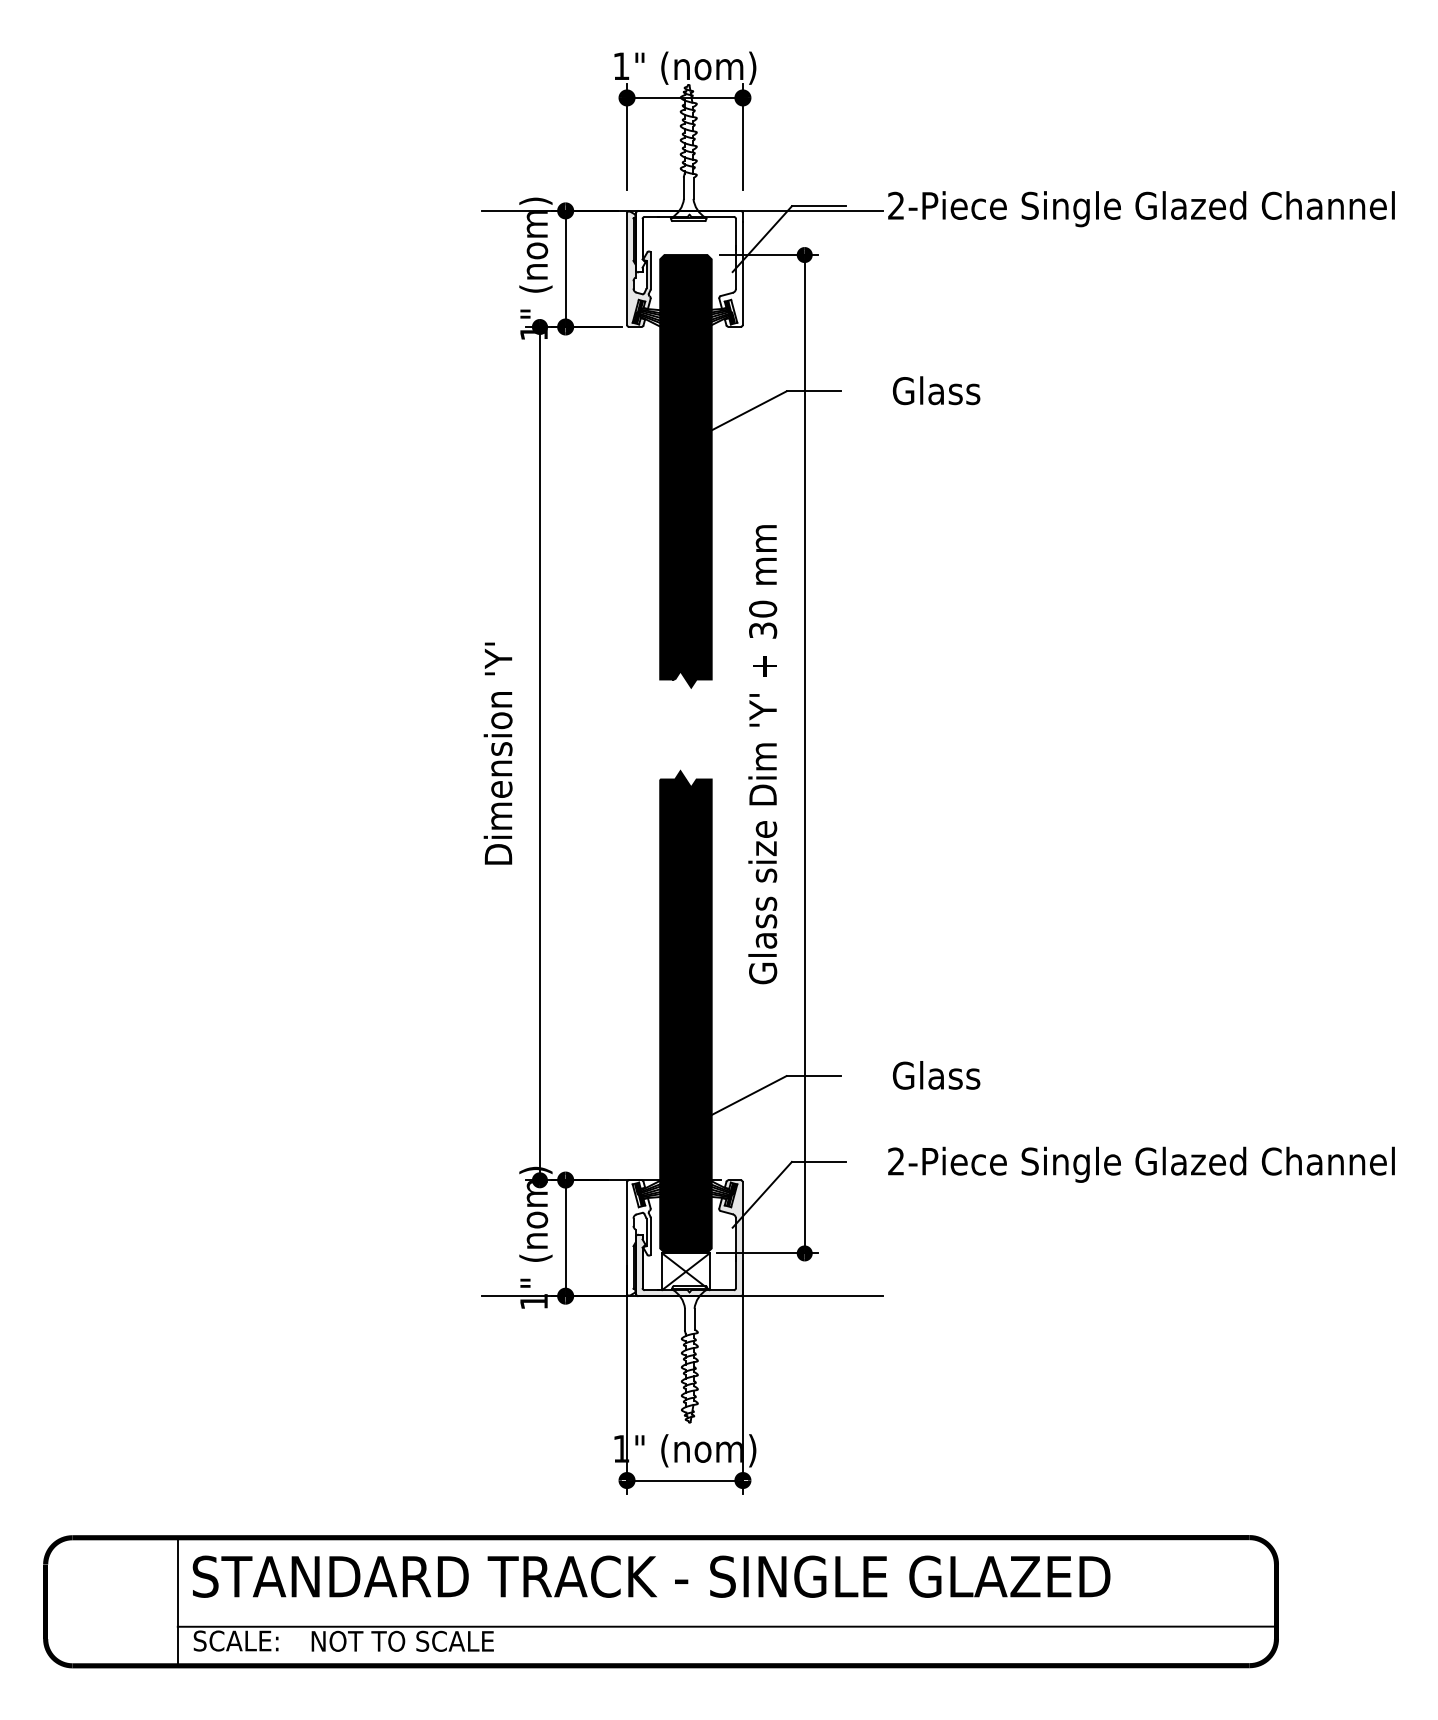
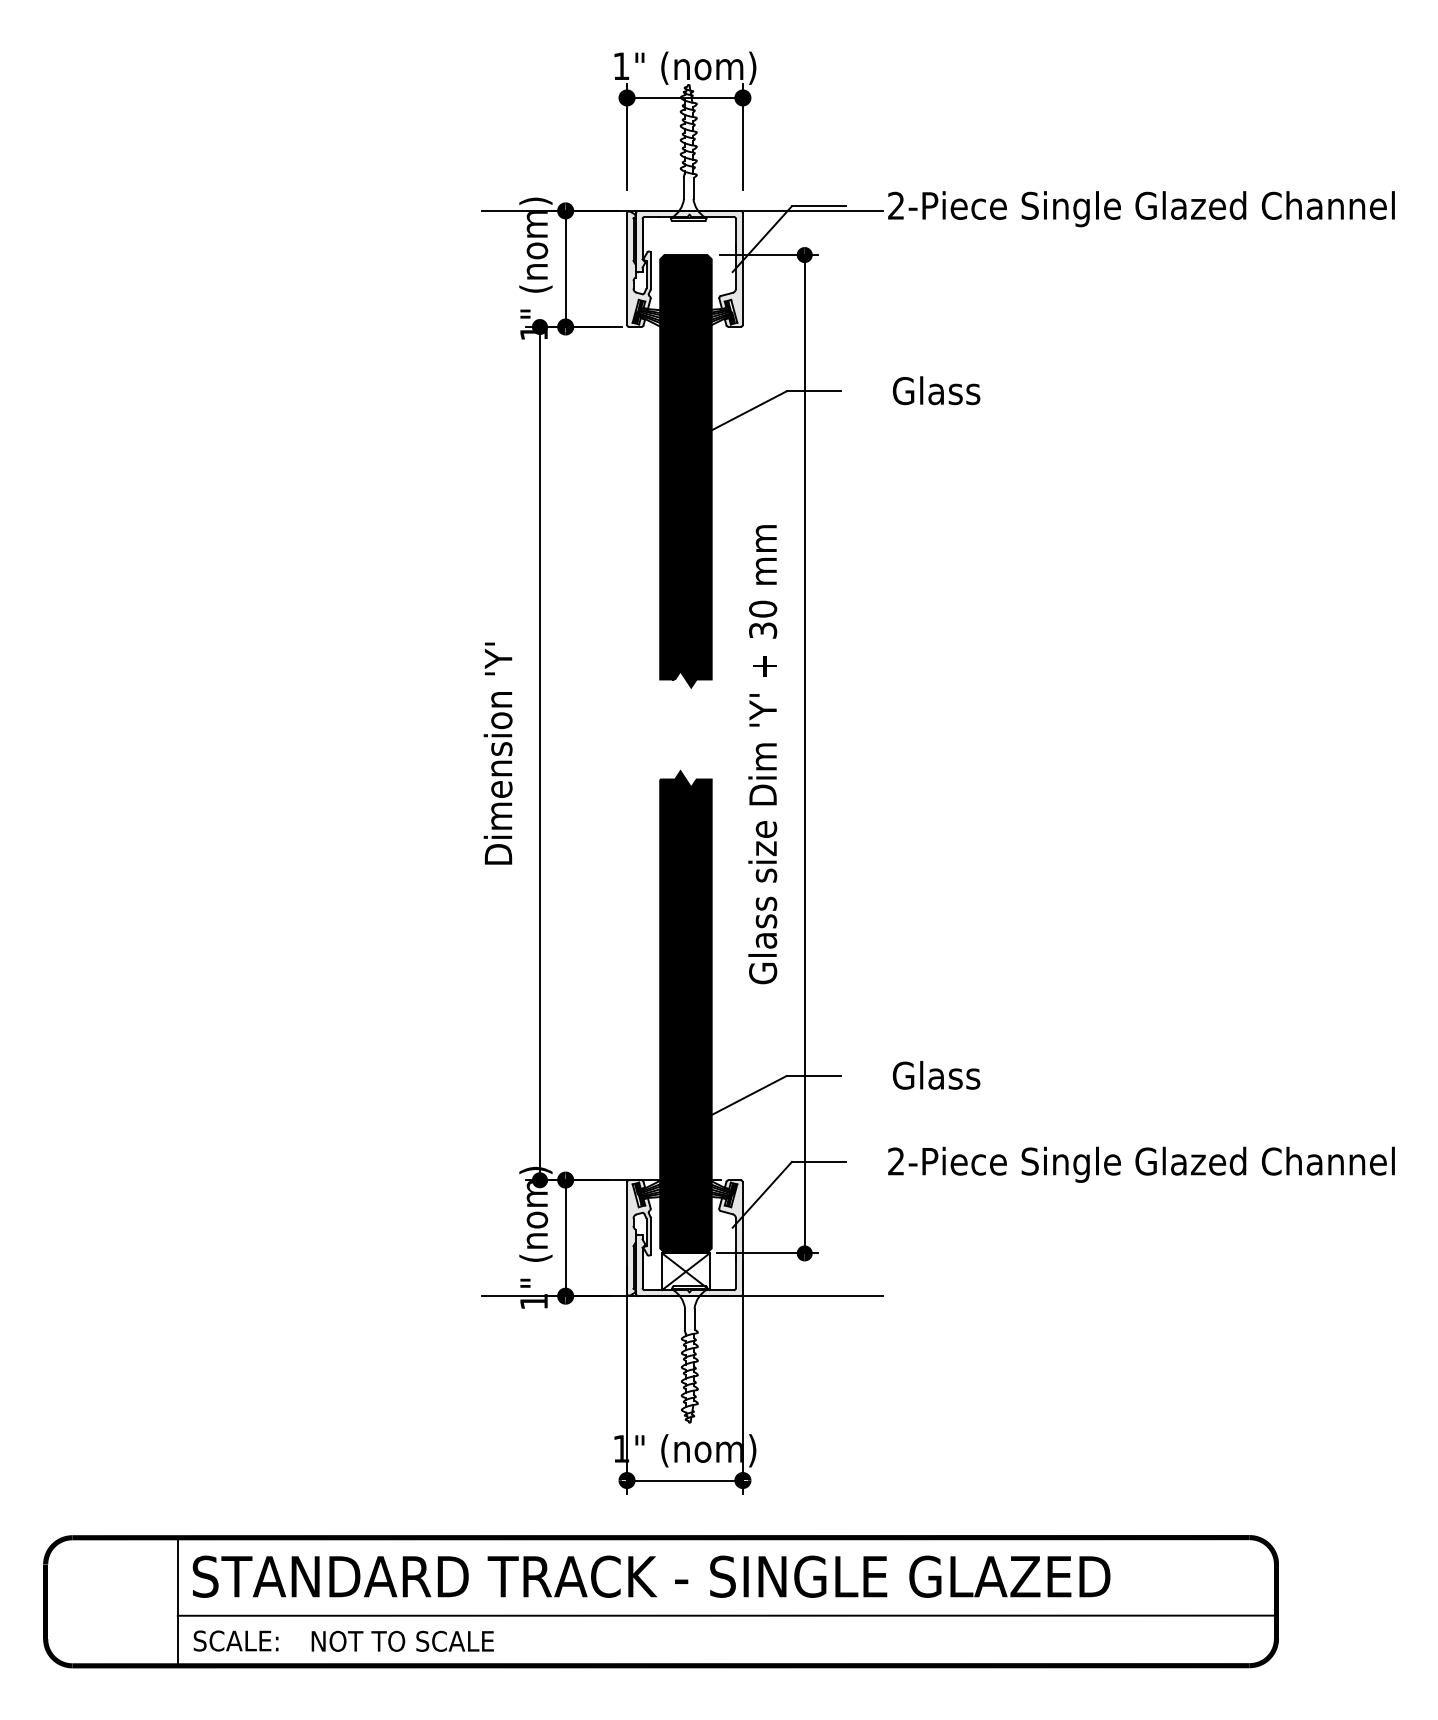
fill: none -> present (689, 268)
fill: none -> present (638, 1237)
line position: (726, 1626) -> (726, 1615) (726, 1615)
